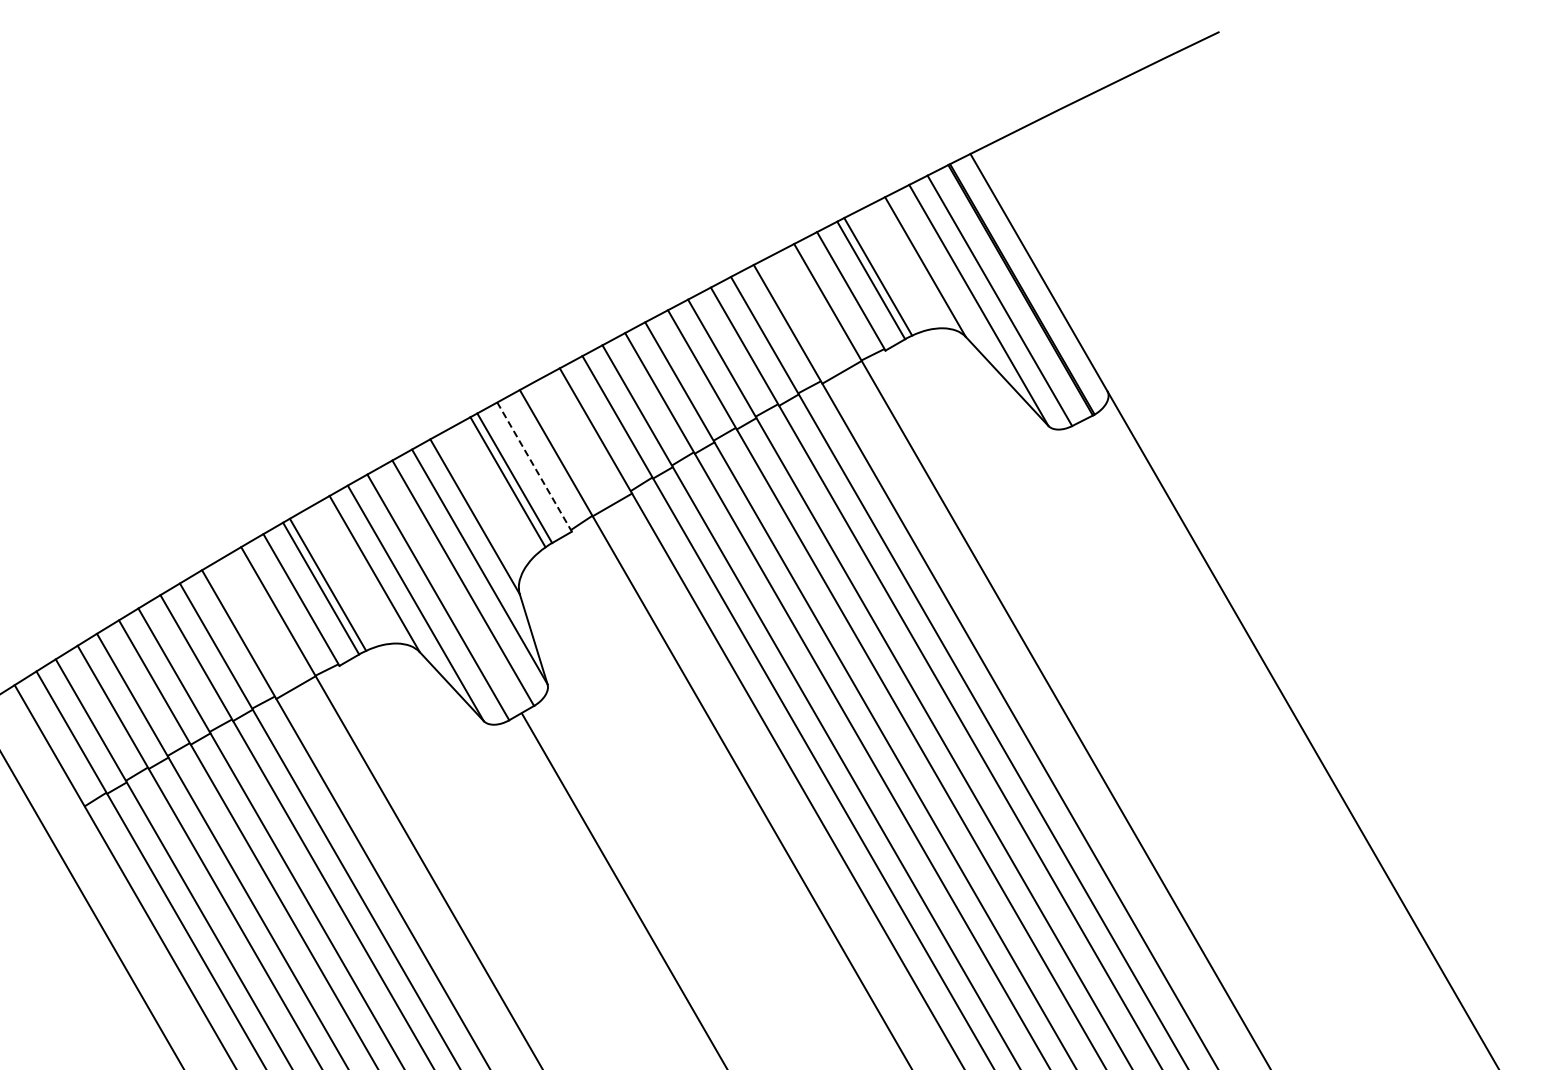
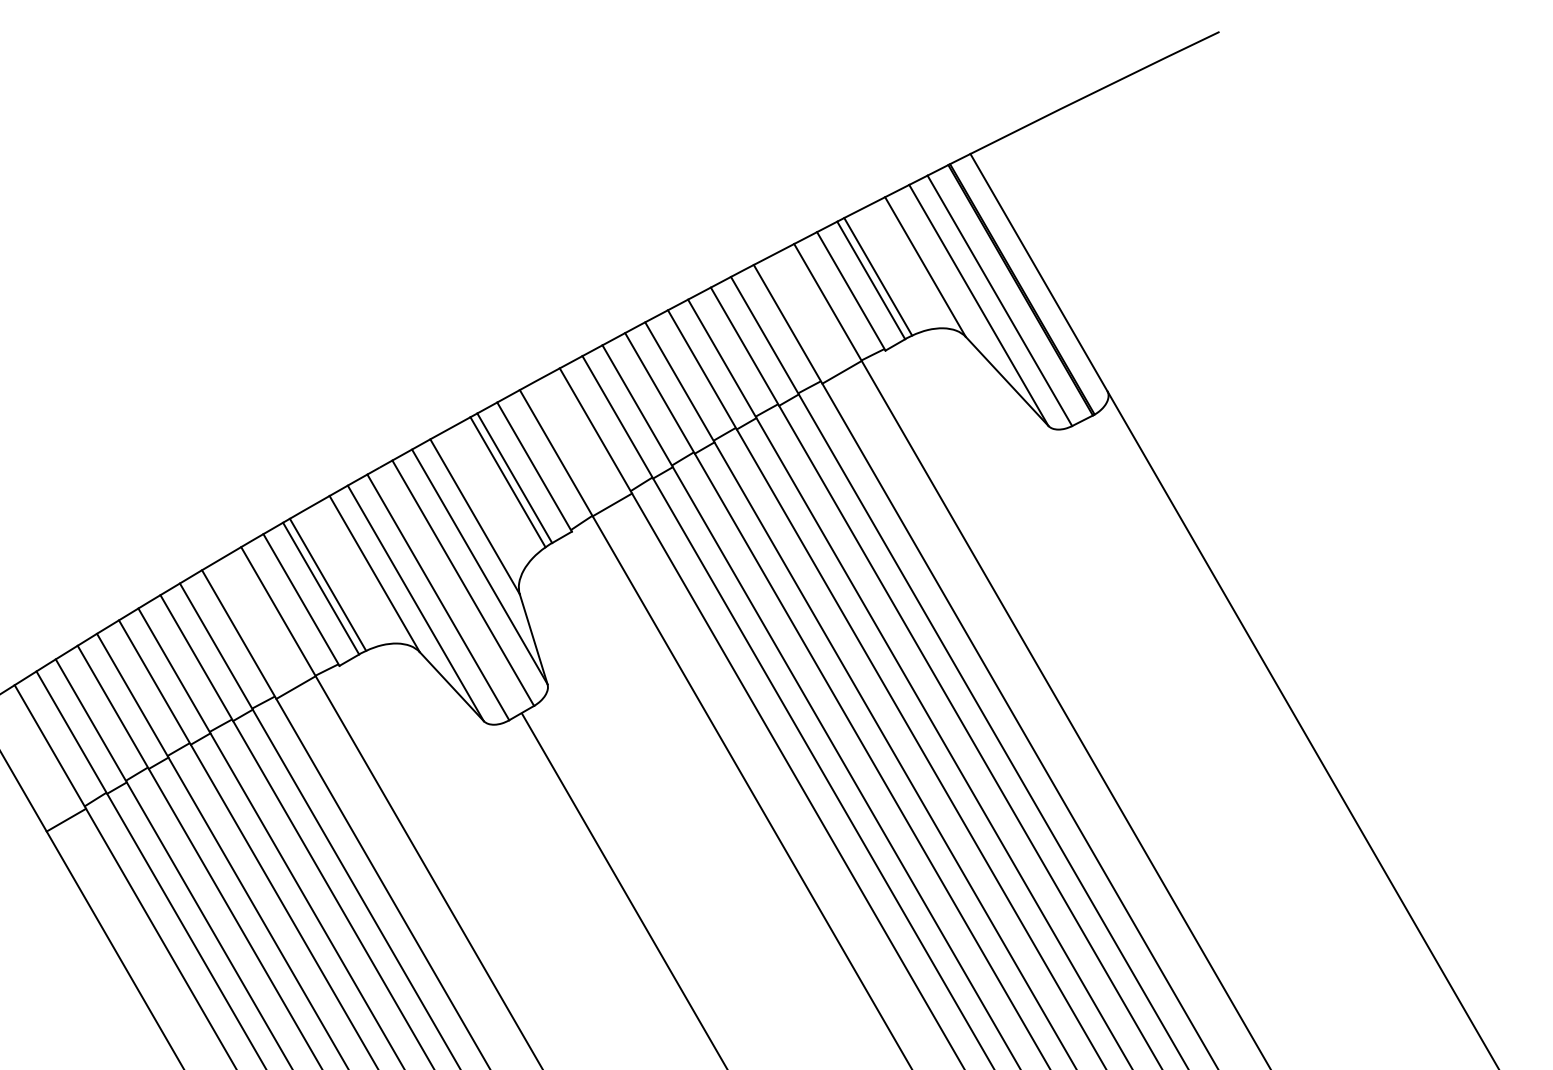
line: dashed -> solid (534, 467)
line: none -> present (66, 819)
